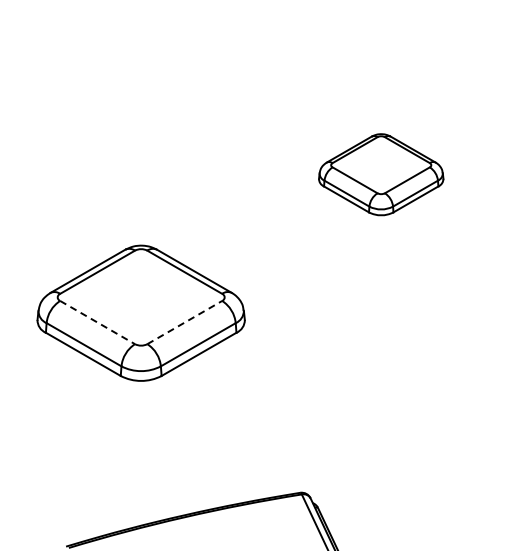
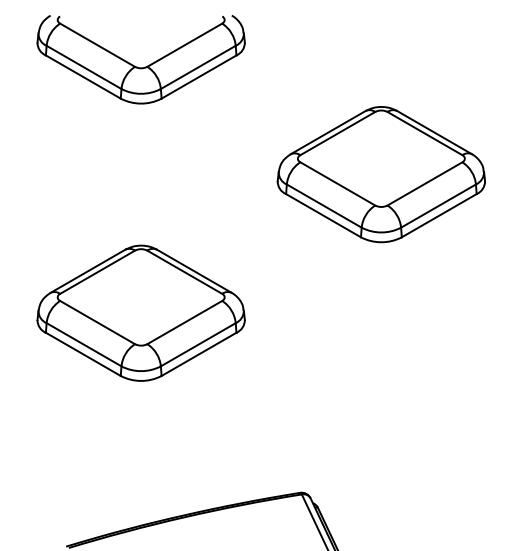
part: none -> present (137, 66)
part size: 127x84 px -> 210x138 px (380, 174)
line: dashed -> solid (98, 322)
line: dashed -> solid (185, 322)
